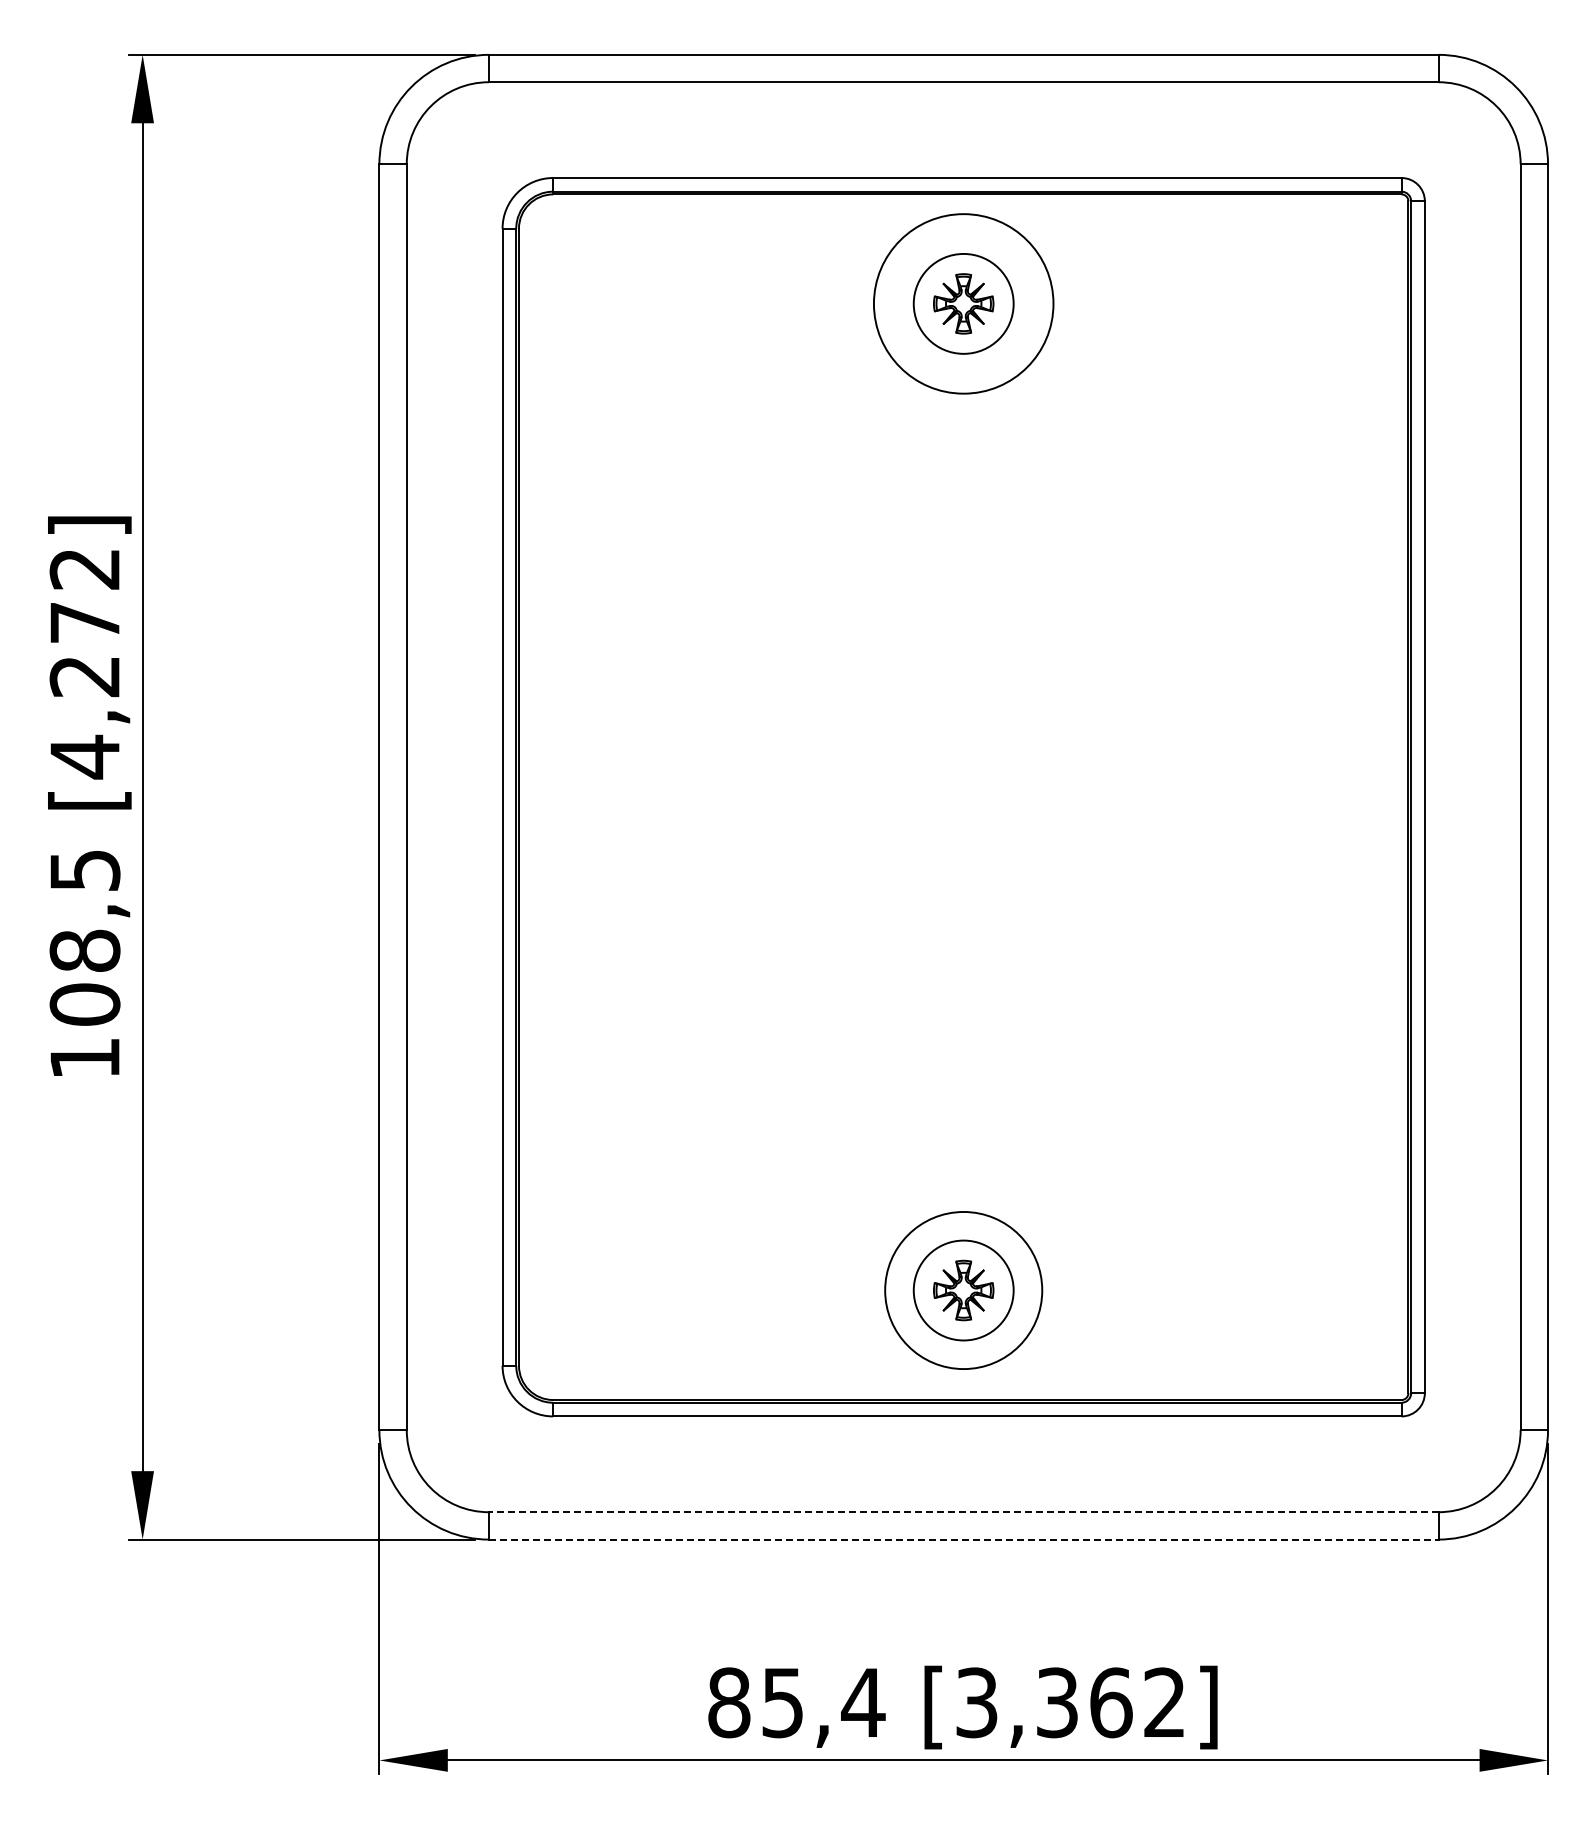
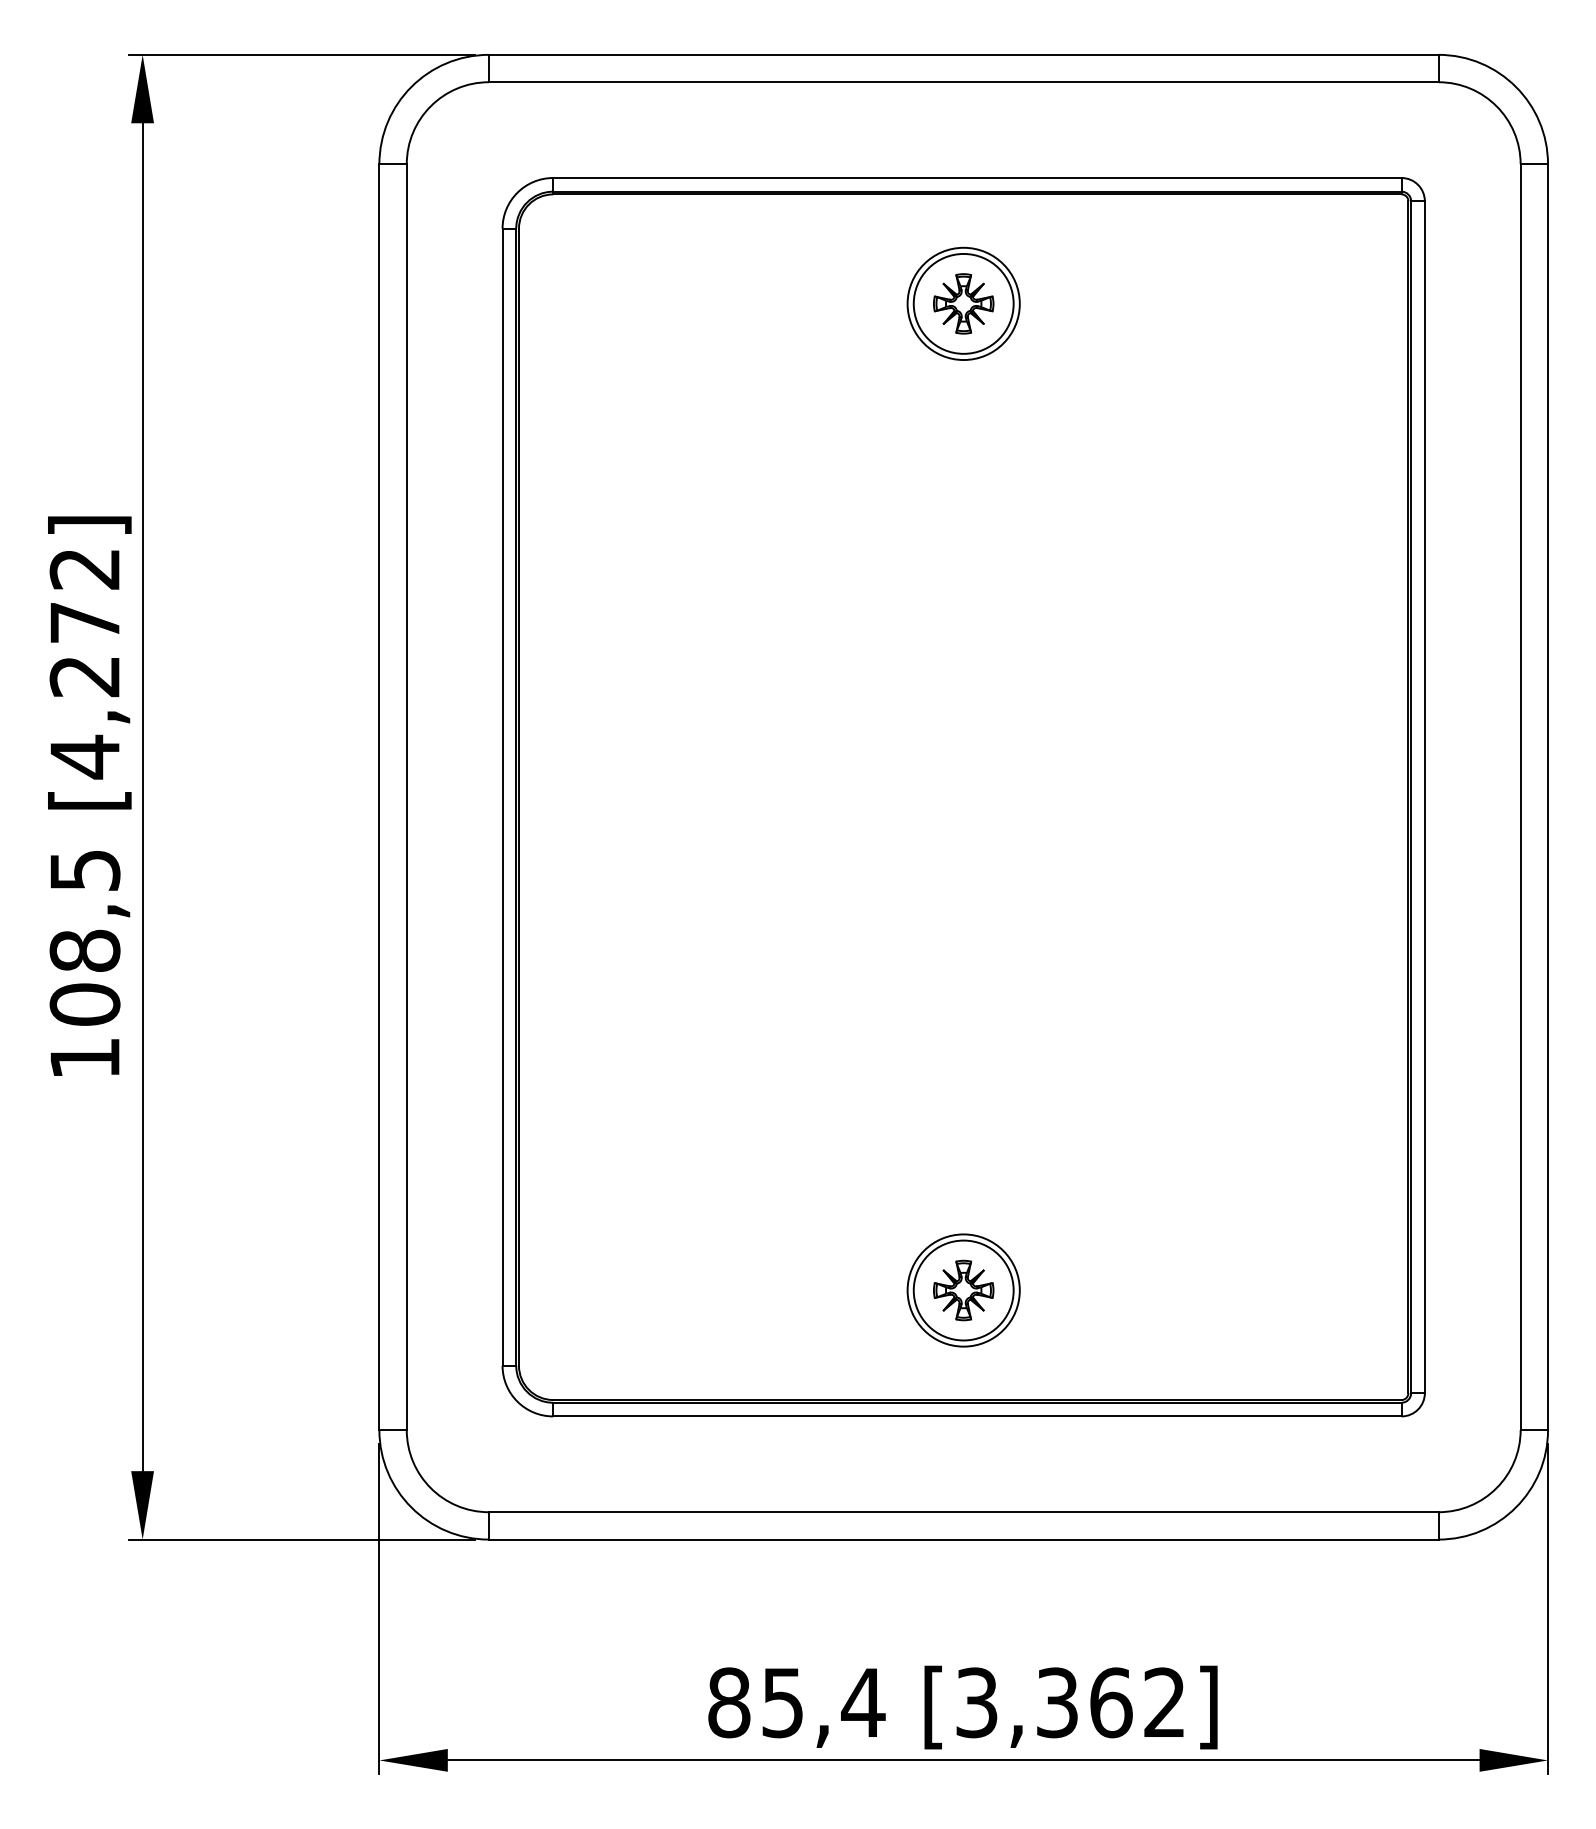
circle diameter: 180 px -> 112 px (963, 303)
circle diameter: 157 px -> 112 px (963, 1290)
line: dashed -> solid (963, 1512)
line: dashed -> solid (963, 1539)
